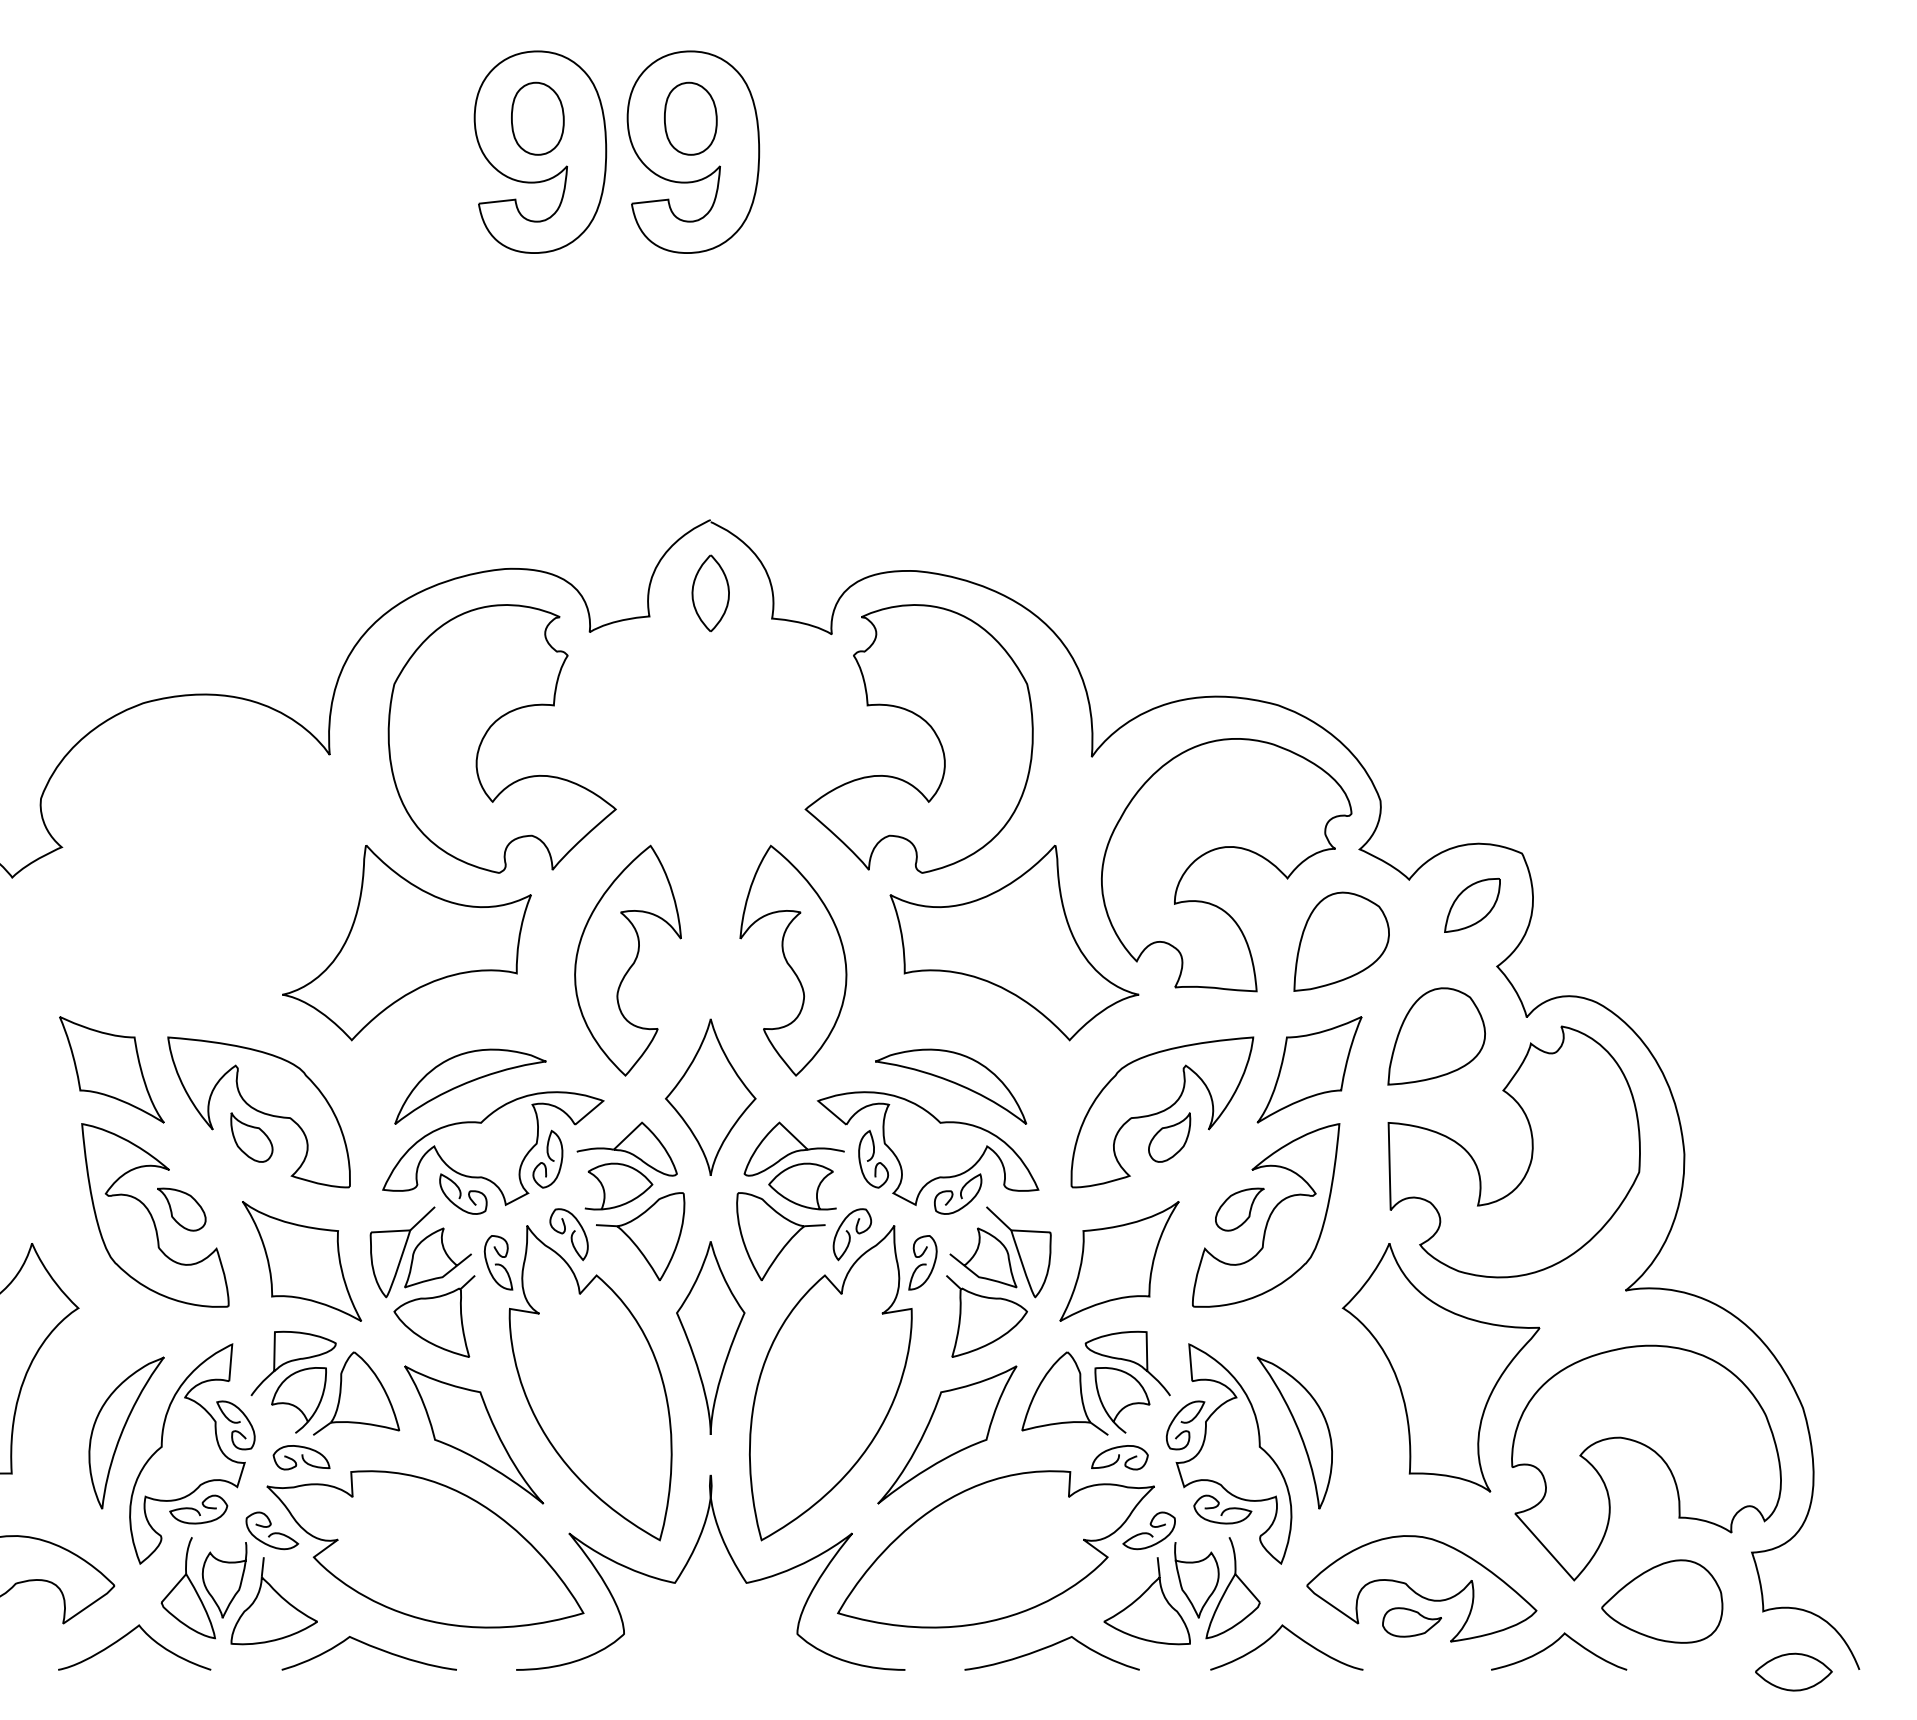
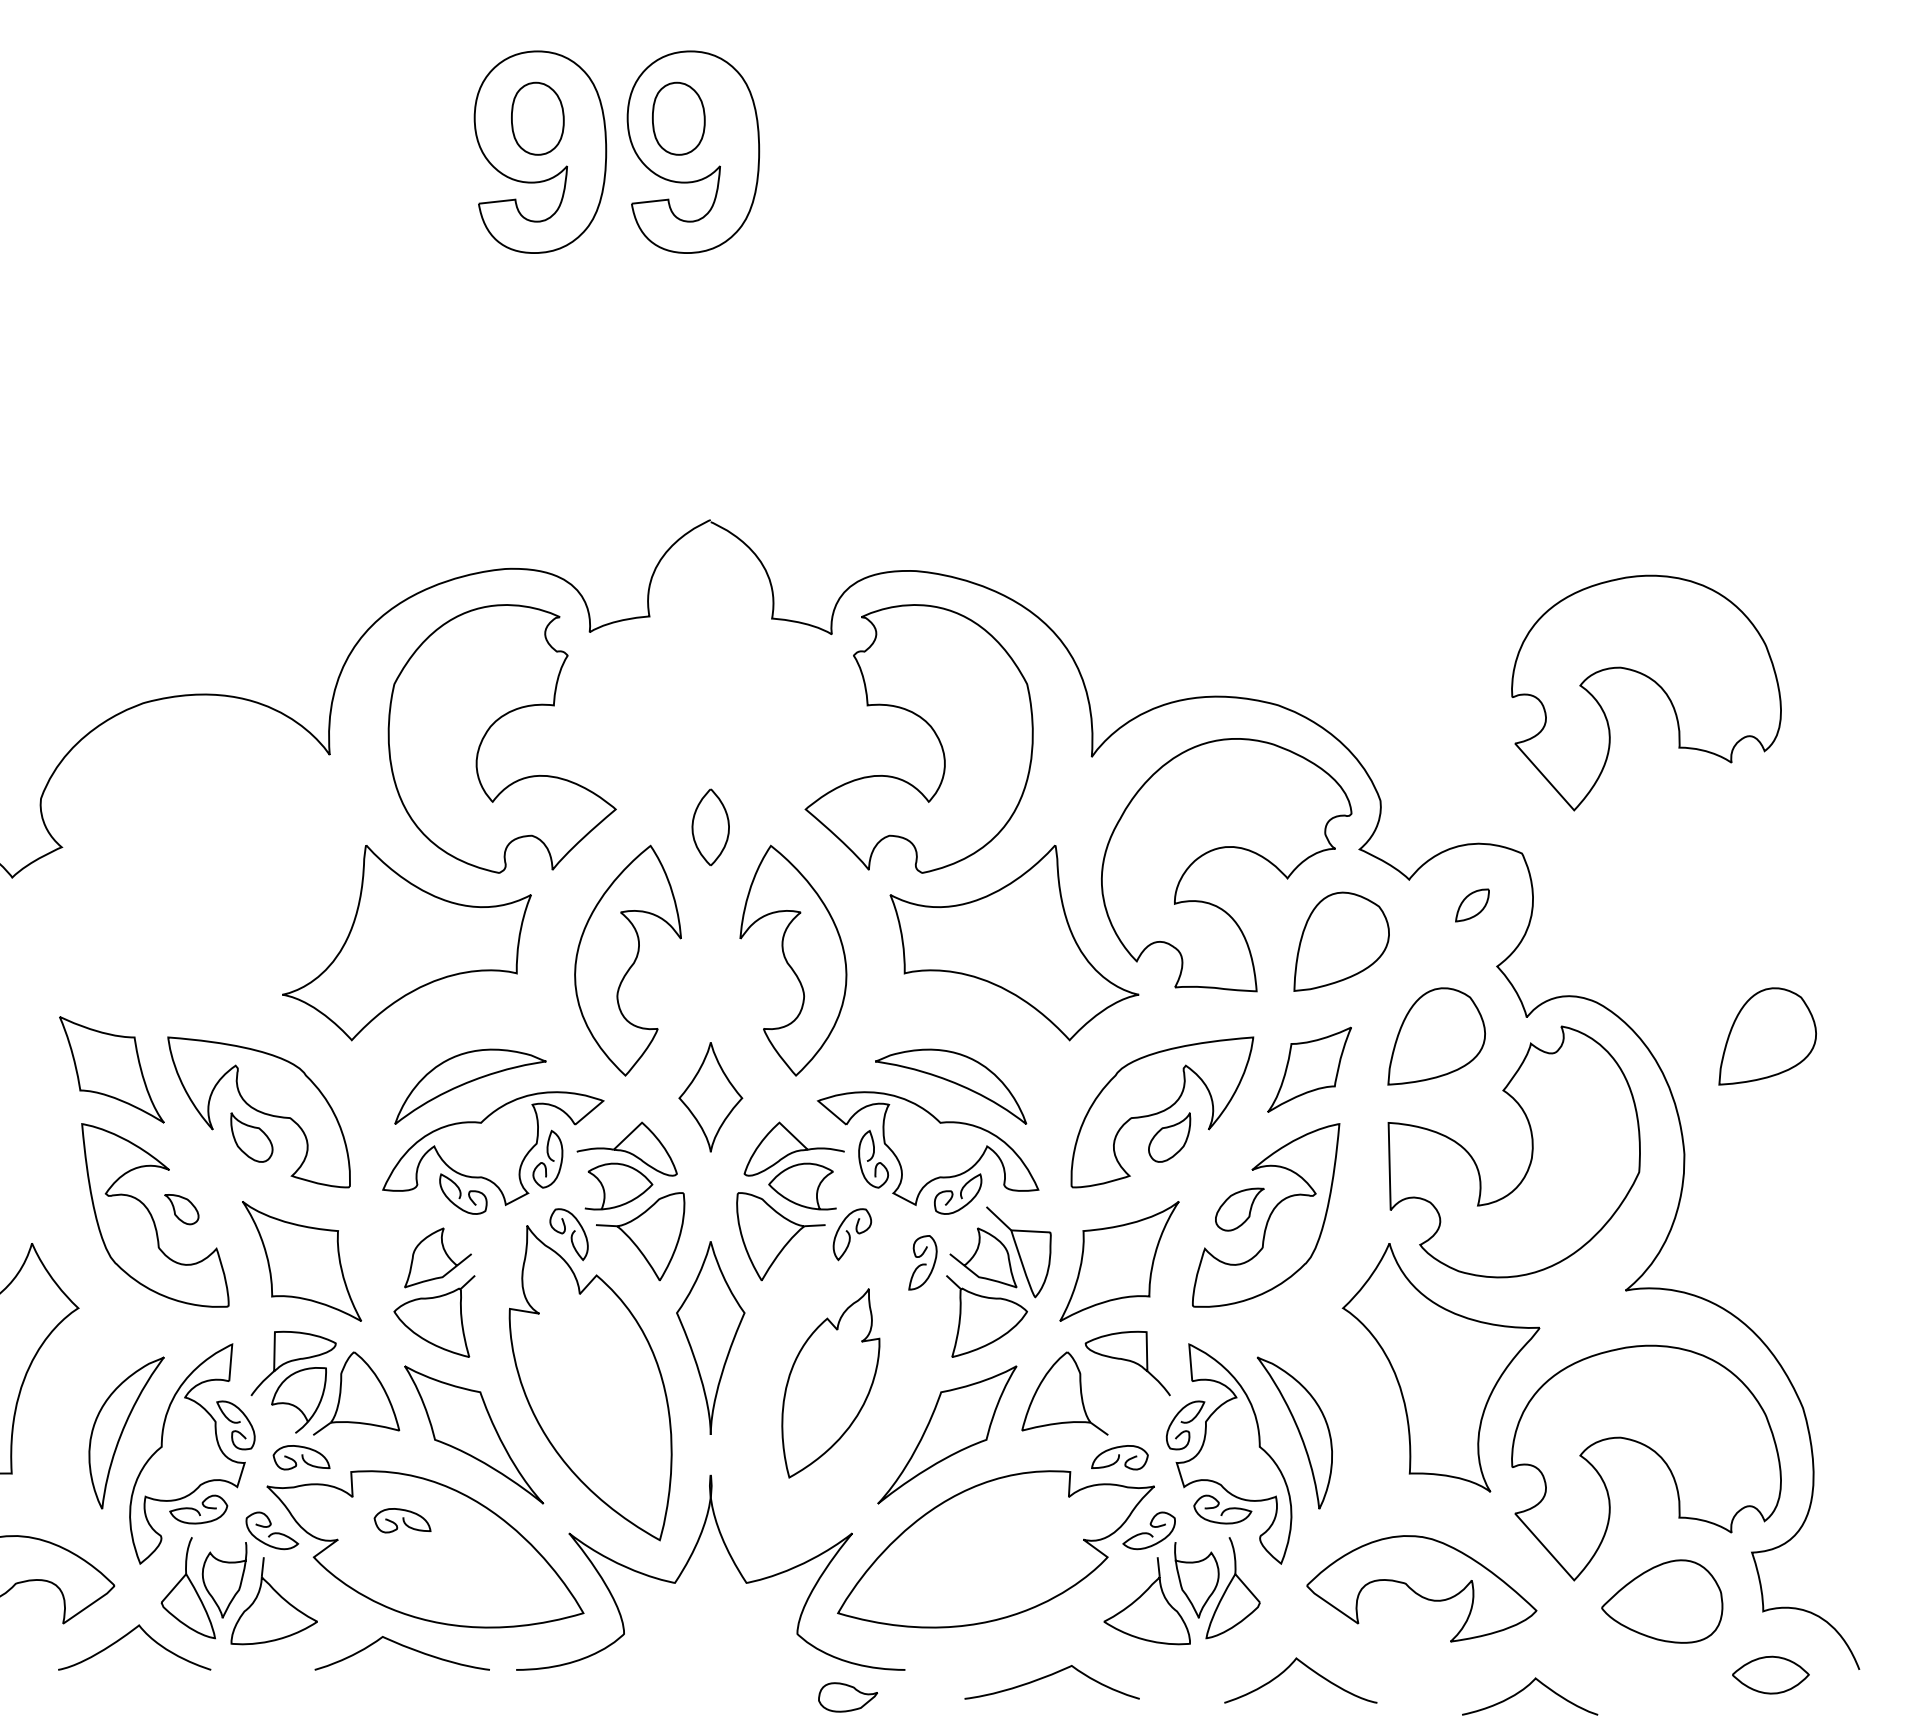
part position: (690, 118) -> (678, 118) (678, 118)
part position: (710, 593) -> (710, 827) (710, 827)
part: none -> present (1652, 681)
part size: 57x55 px -> 35x35 px (1472, 905)
part: none -> present (1767, 1036)
part size: 107x108 px -> 85x87 px (1309, 1069)
part size: 92x158 px -> 66x111 px (710, 1097)
part size: 50x45 px -> 36x32 px (181, 1209)
part: present -> none (402, 1252)
curve: present -> none (498, 1263)
part size: 164x317 px -> 100x191 px (830, 1383)
curve: present -> none (1125, 1405)
curve: none -> present (402, 1520)
part position: (1412, 1622) -> (848, 1697) (848, 1697)
curve position: (1295, 1636) -> (1309, 1669) (1309, 1669)
curve position: (1555, 1643) -> (1526, 1688) (1526, 1688)
curve position: (371, 1647) -> (404, 1647) (404, 1647)
curve position: (1049, 1647) -> (1049, 1676) (1049, 1676)
part position: (1793, 1671) -> (1770, 1674) (1770, 1674)
